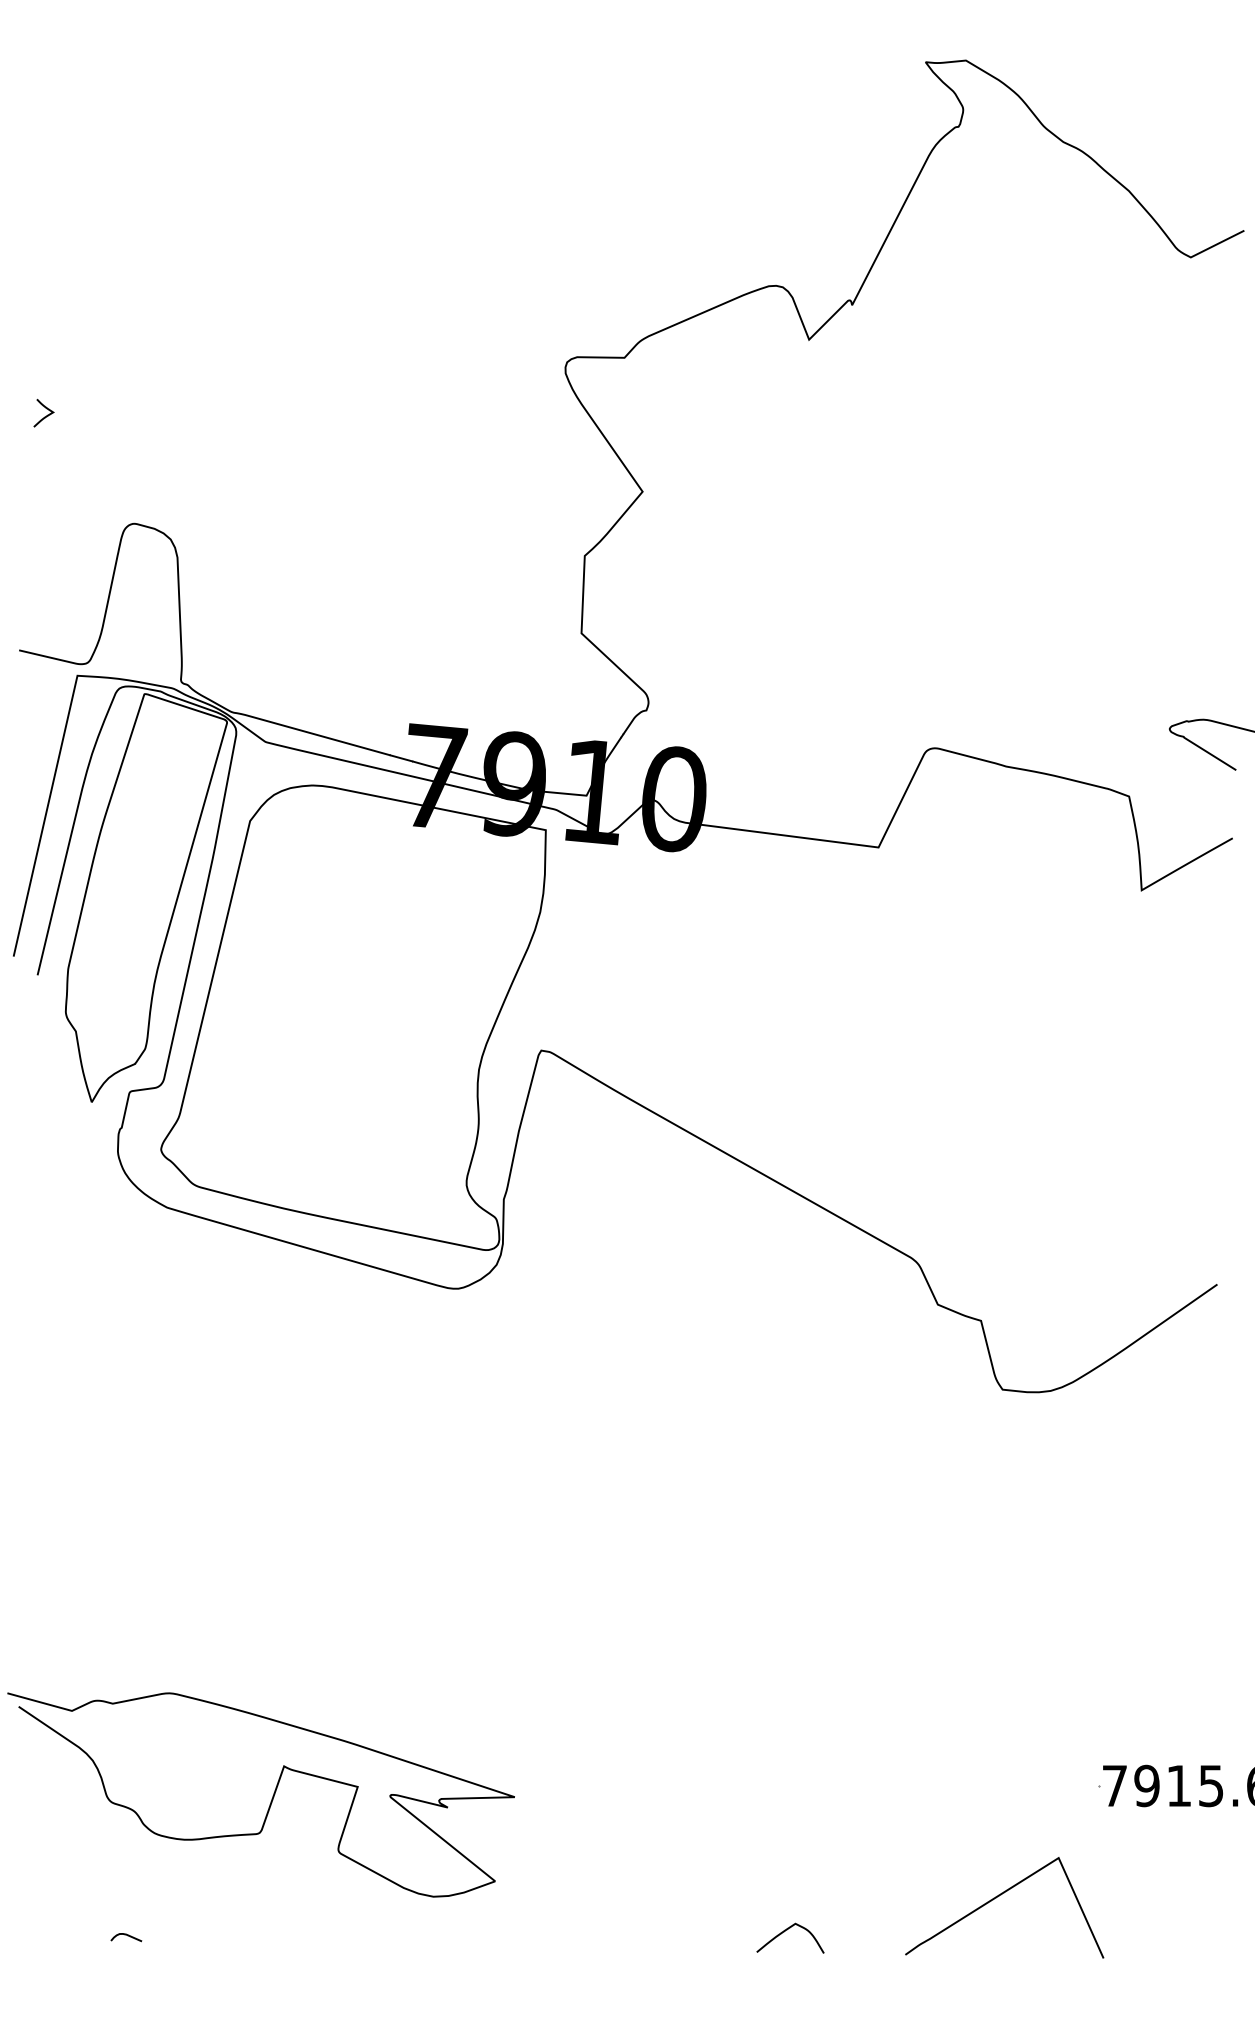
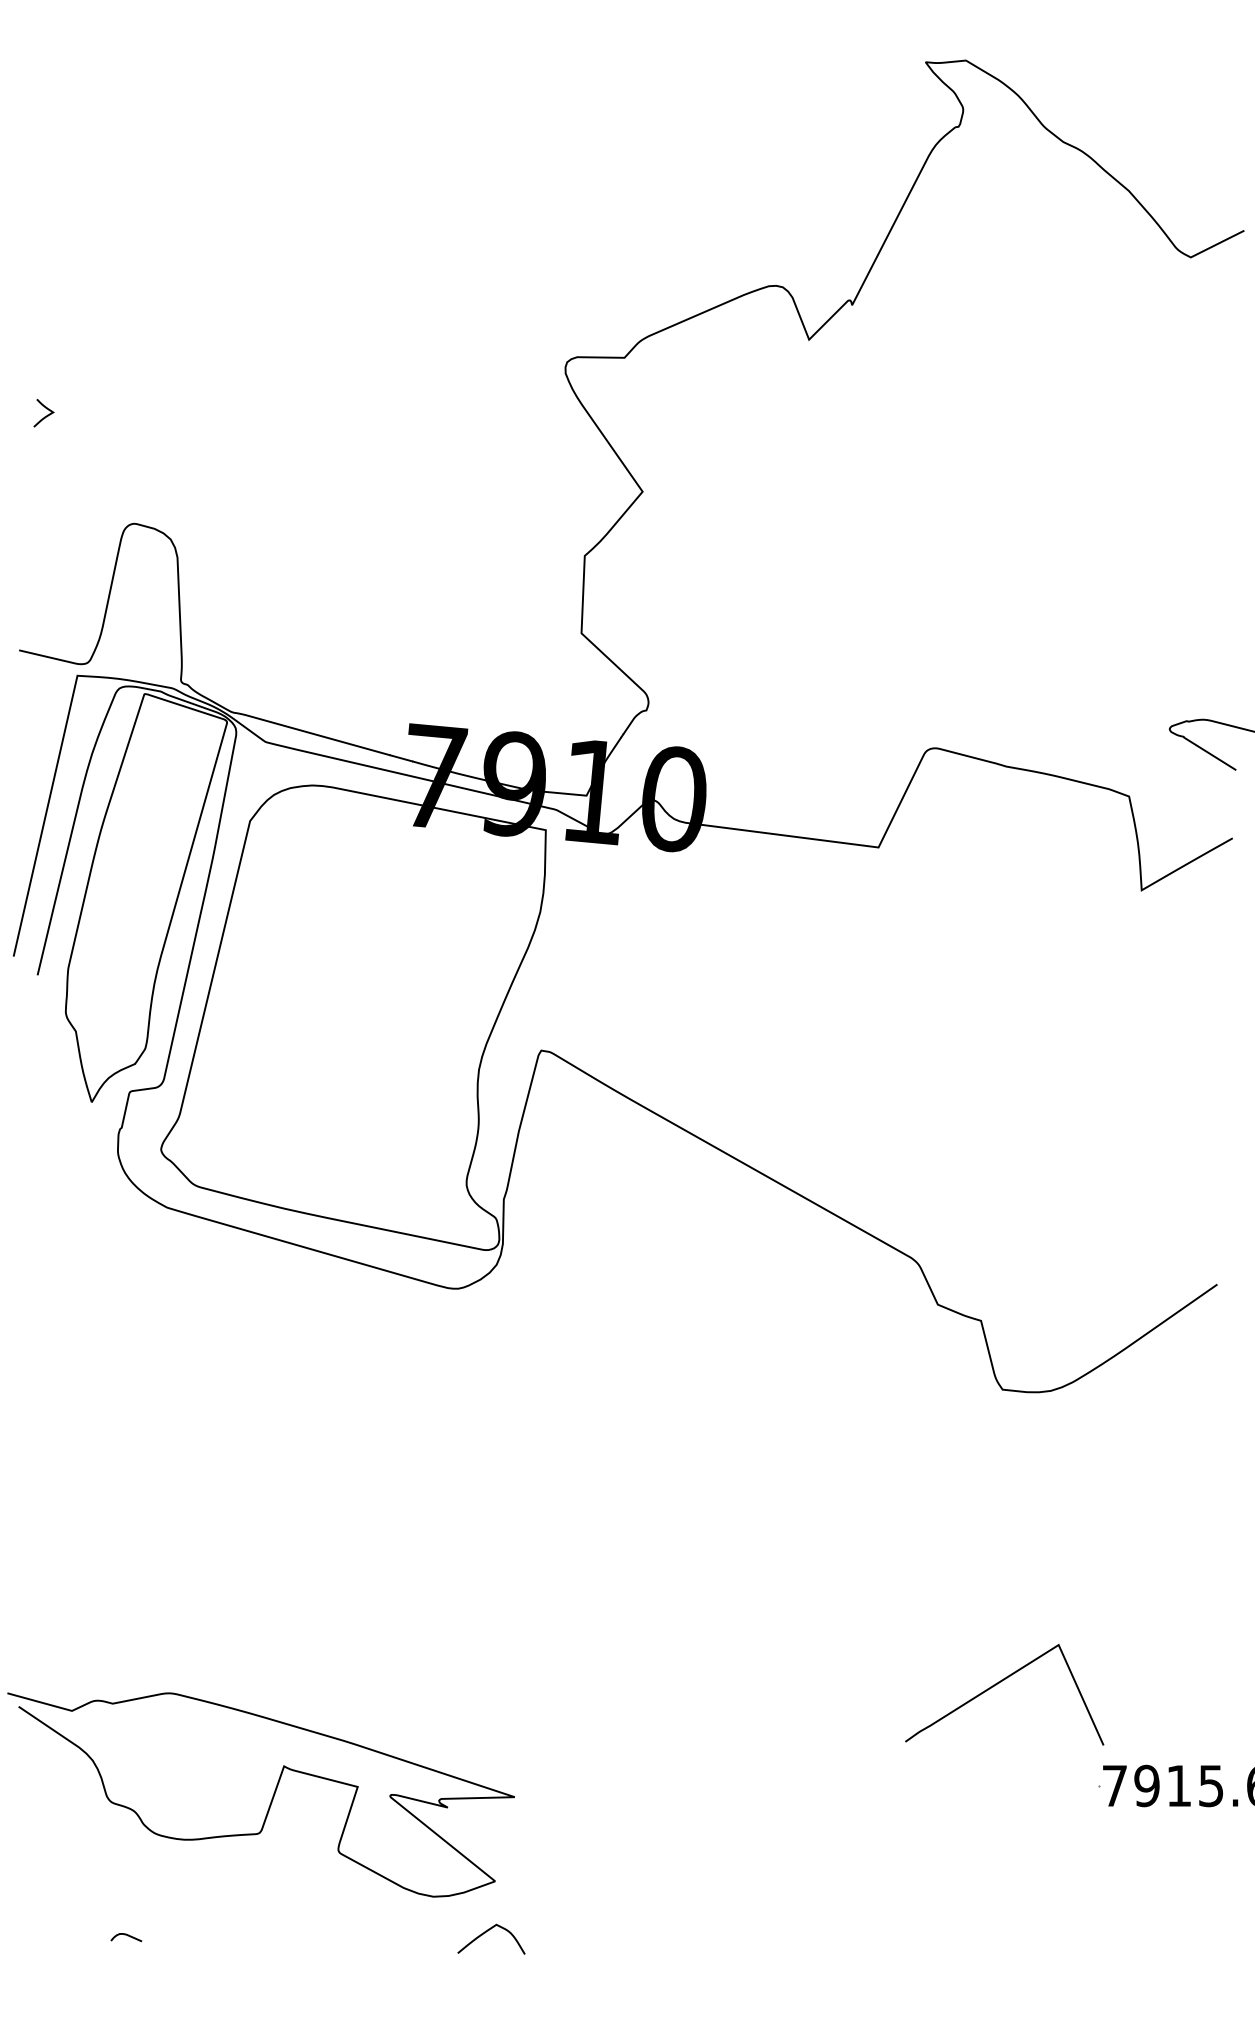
curve position: (996, 1898) -> (996, 1685) (996, 1685)
curve position: (787, 1930) -> (488, 1931) (488, 1931)
